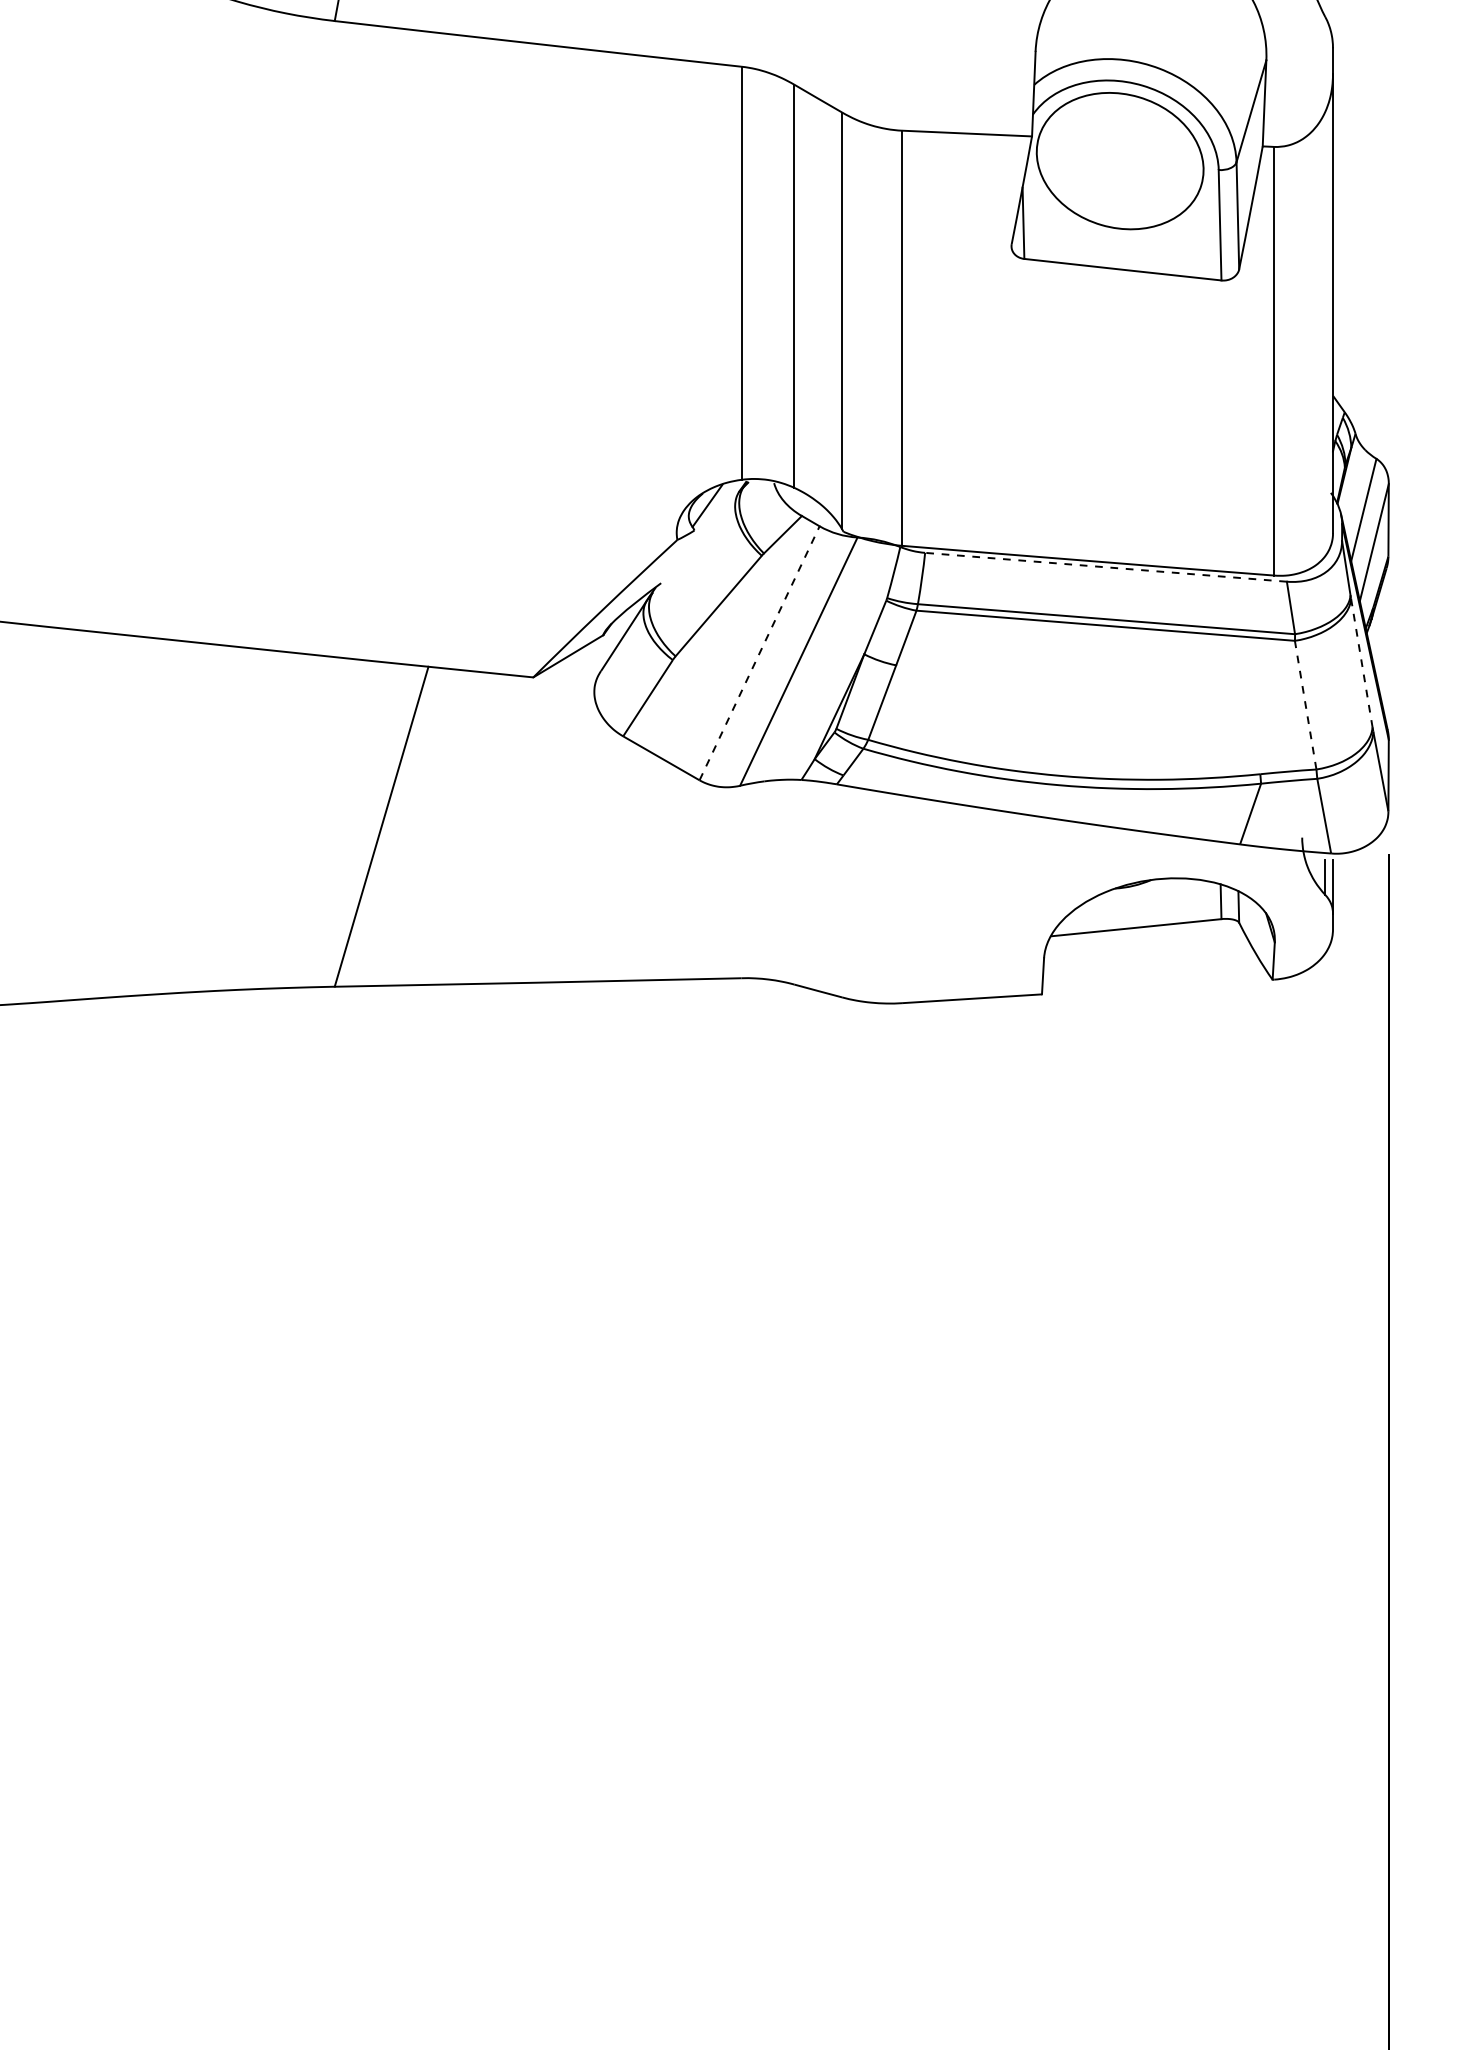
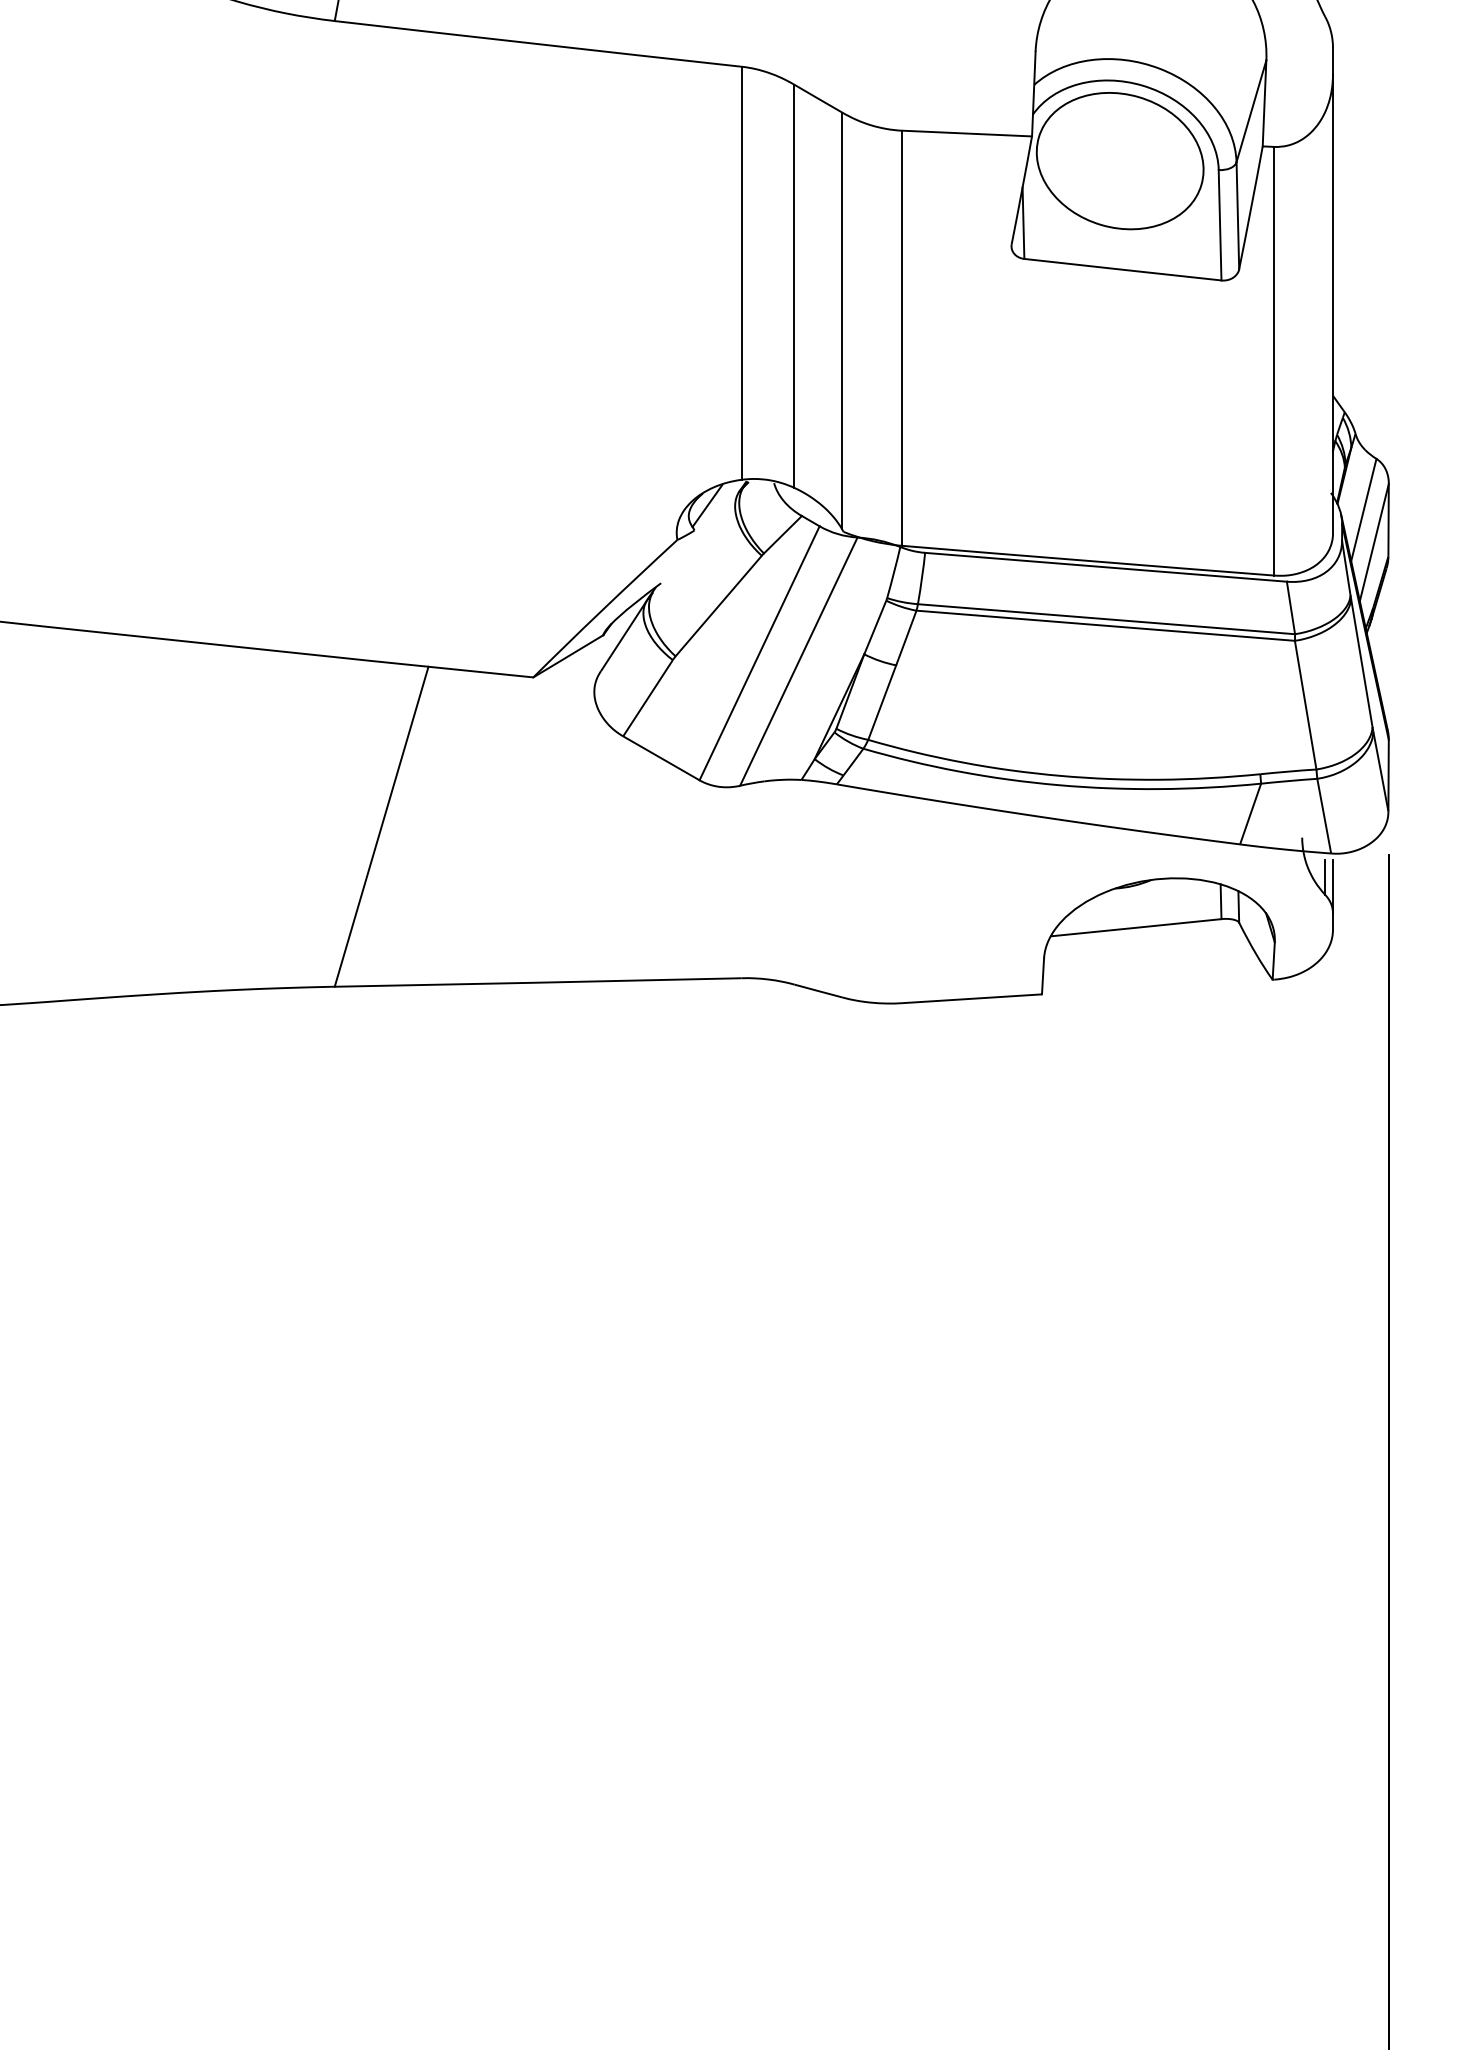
line: dashed -> solid (1105, 567)
line: dashed -> solid (759, 652)
line: dashed -> solid (1361, 663)
line: dashed -> solid (1305, 704)
